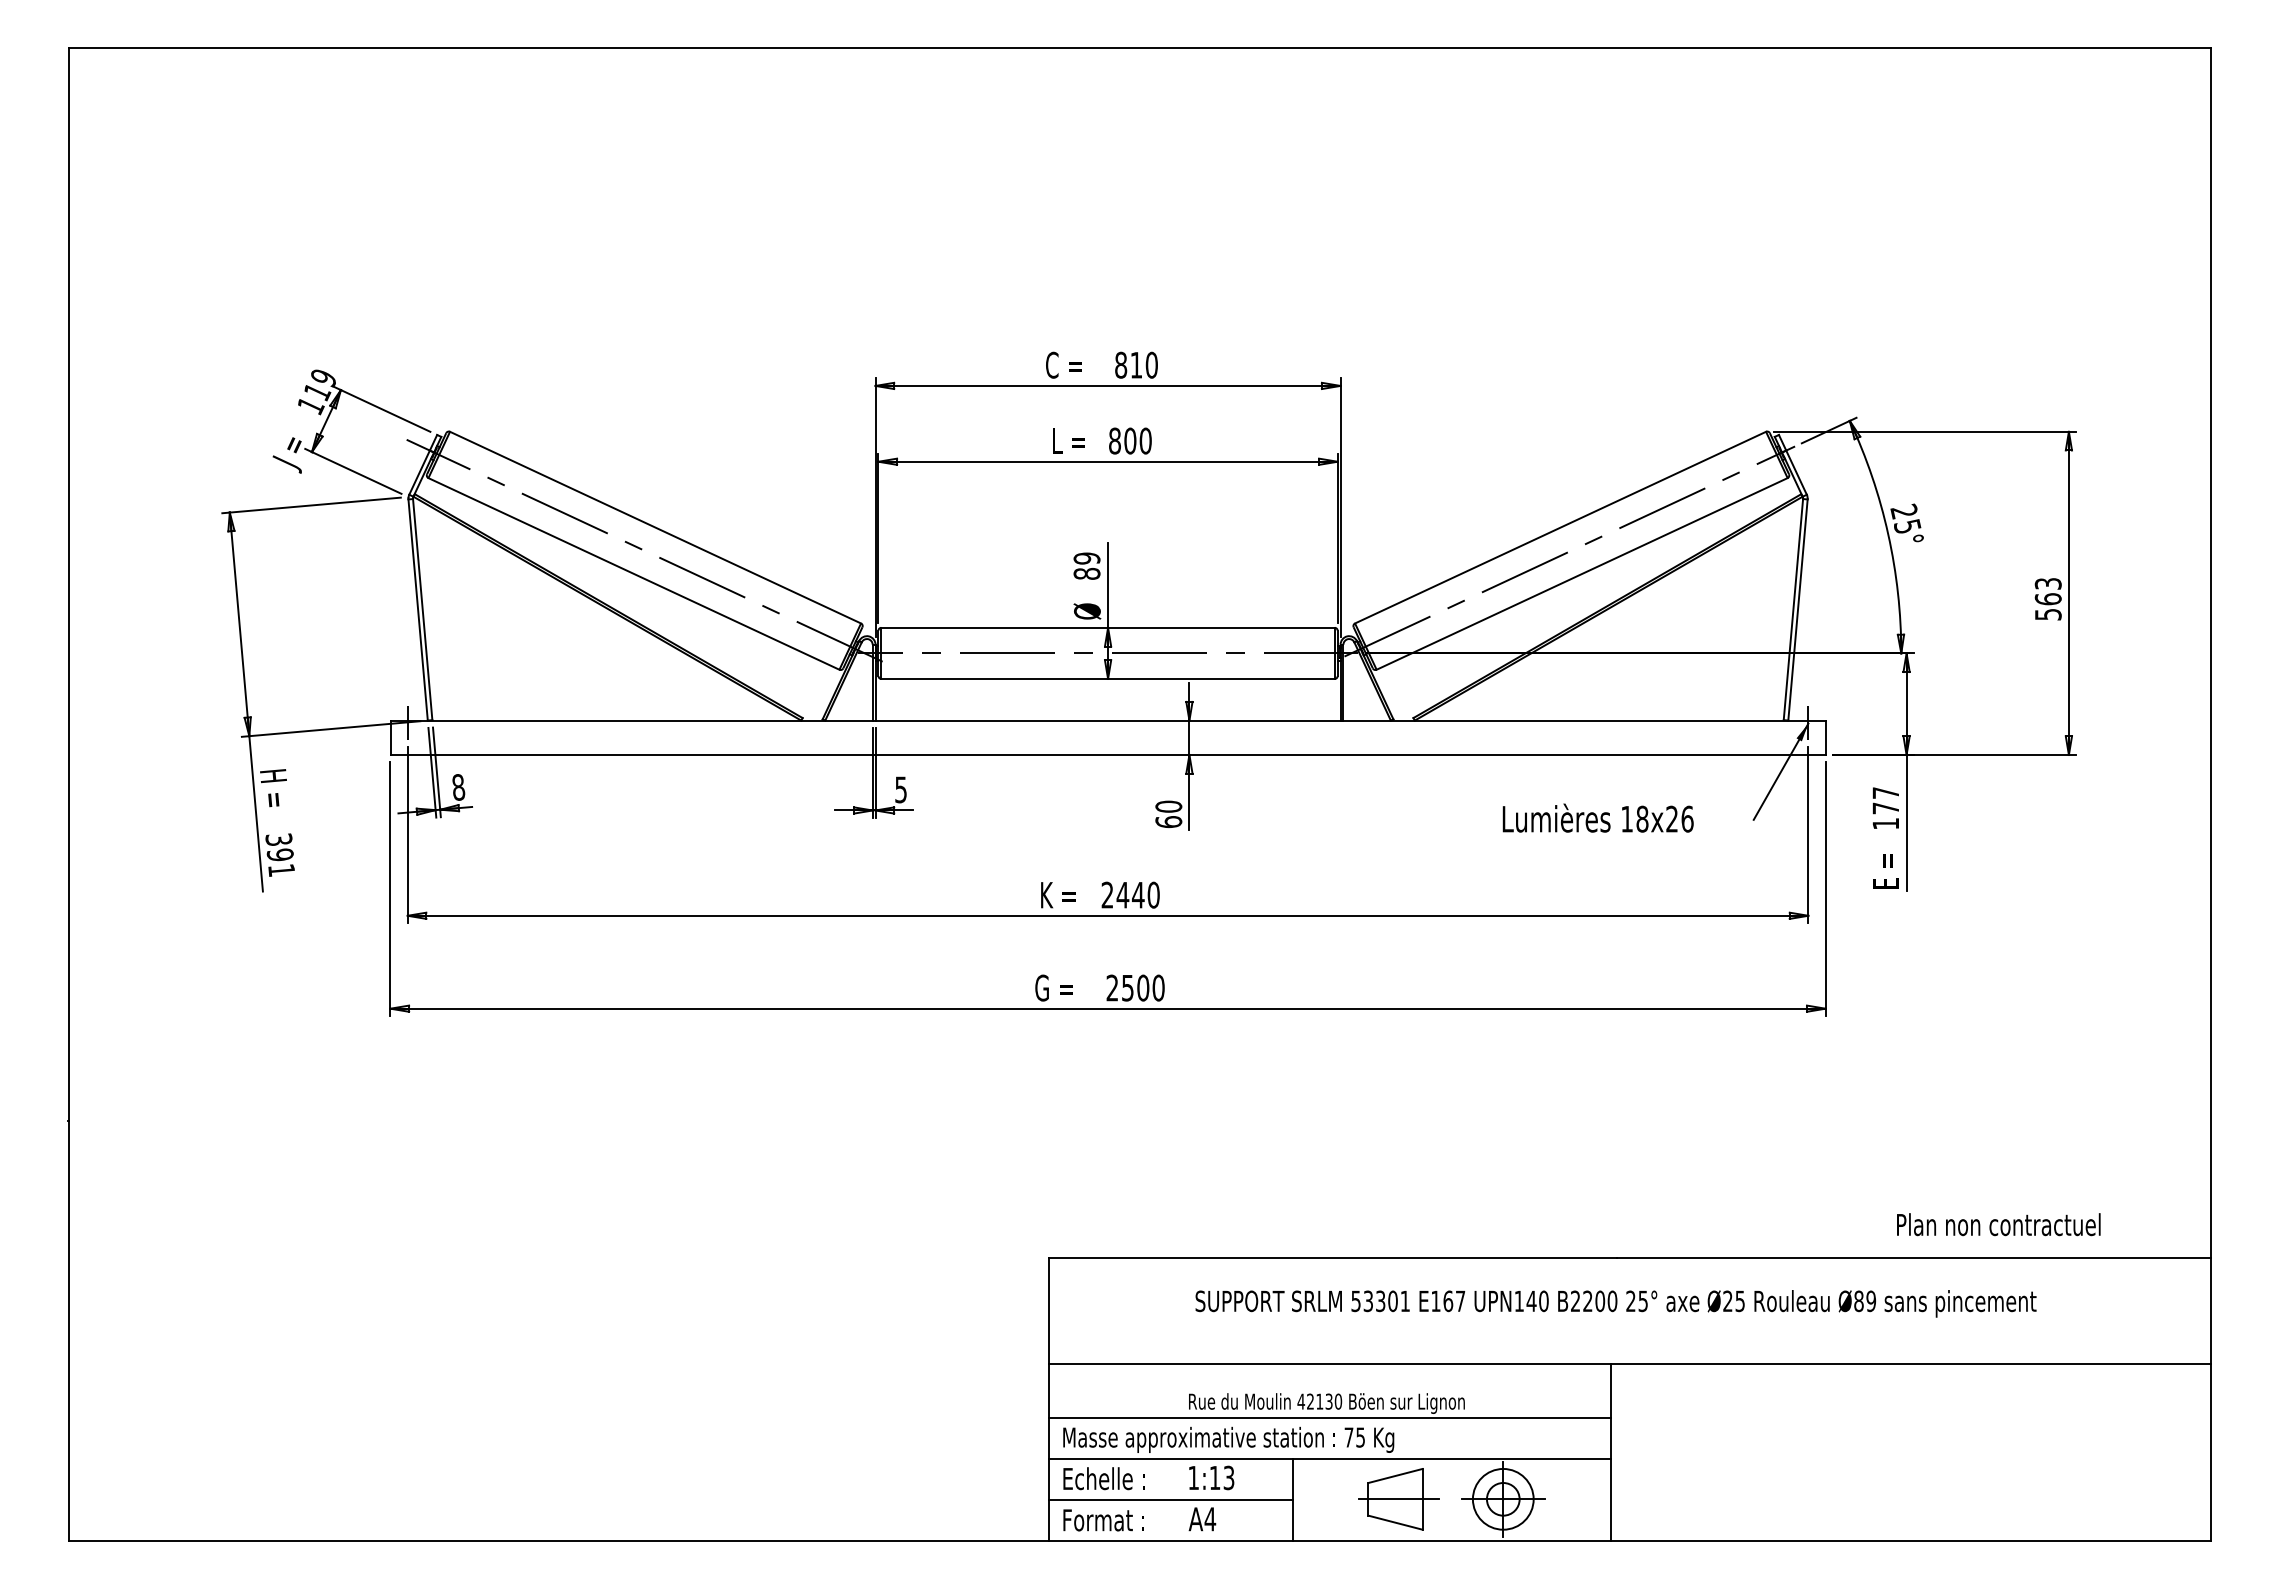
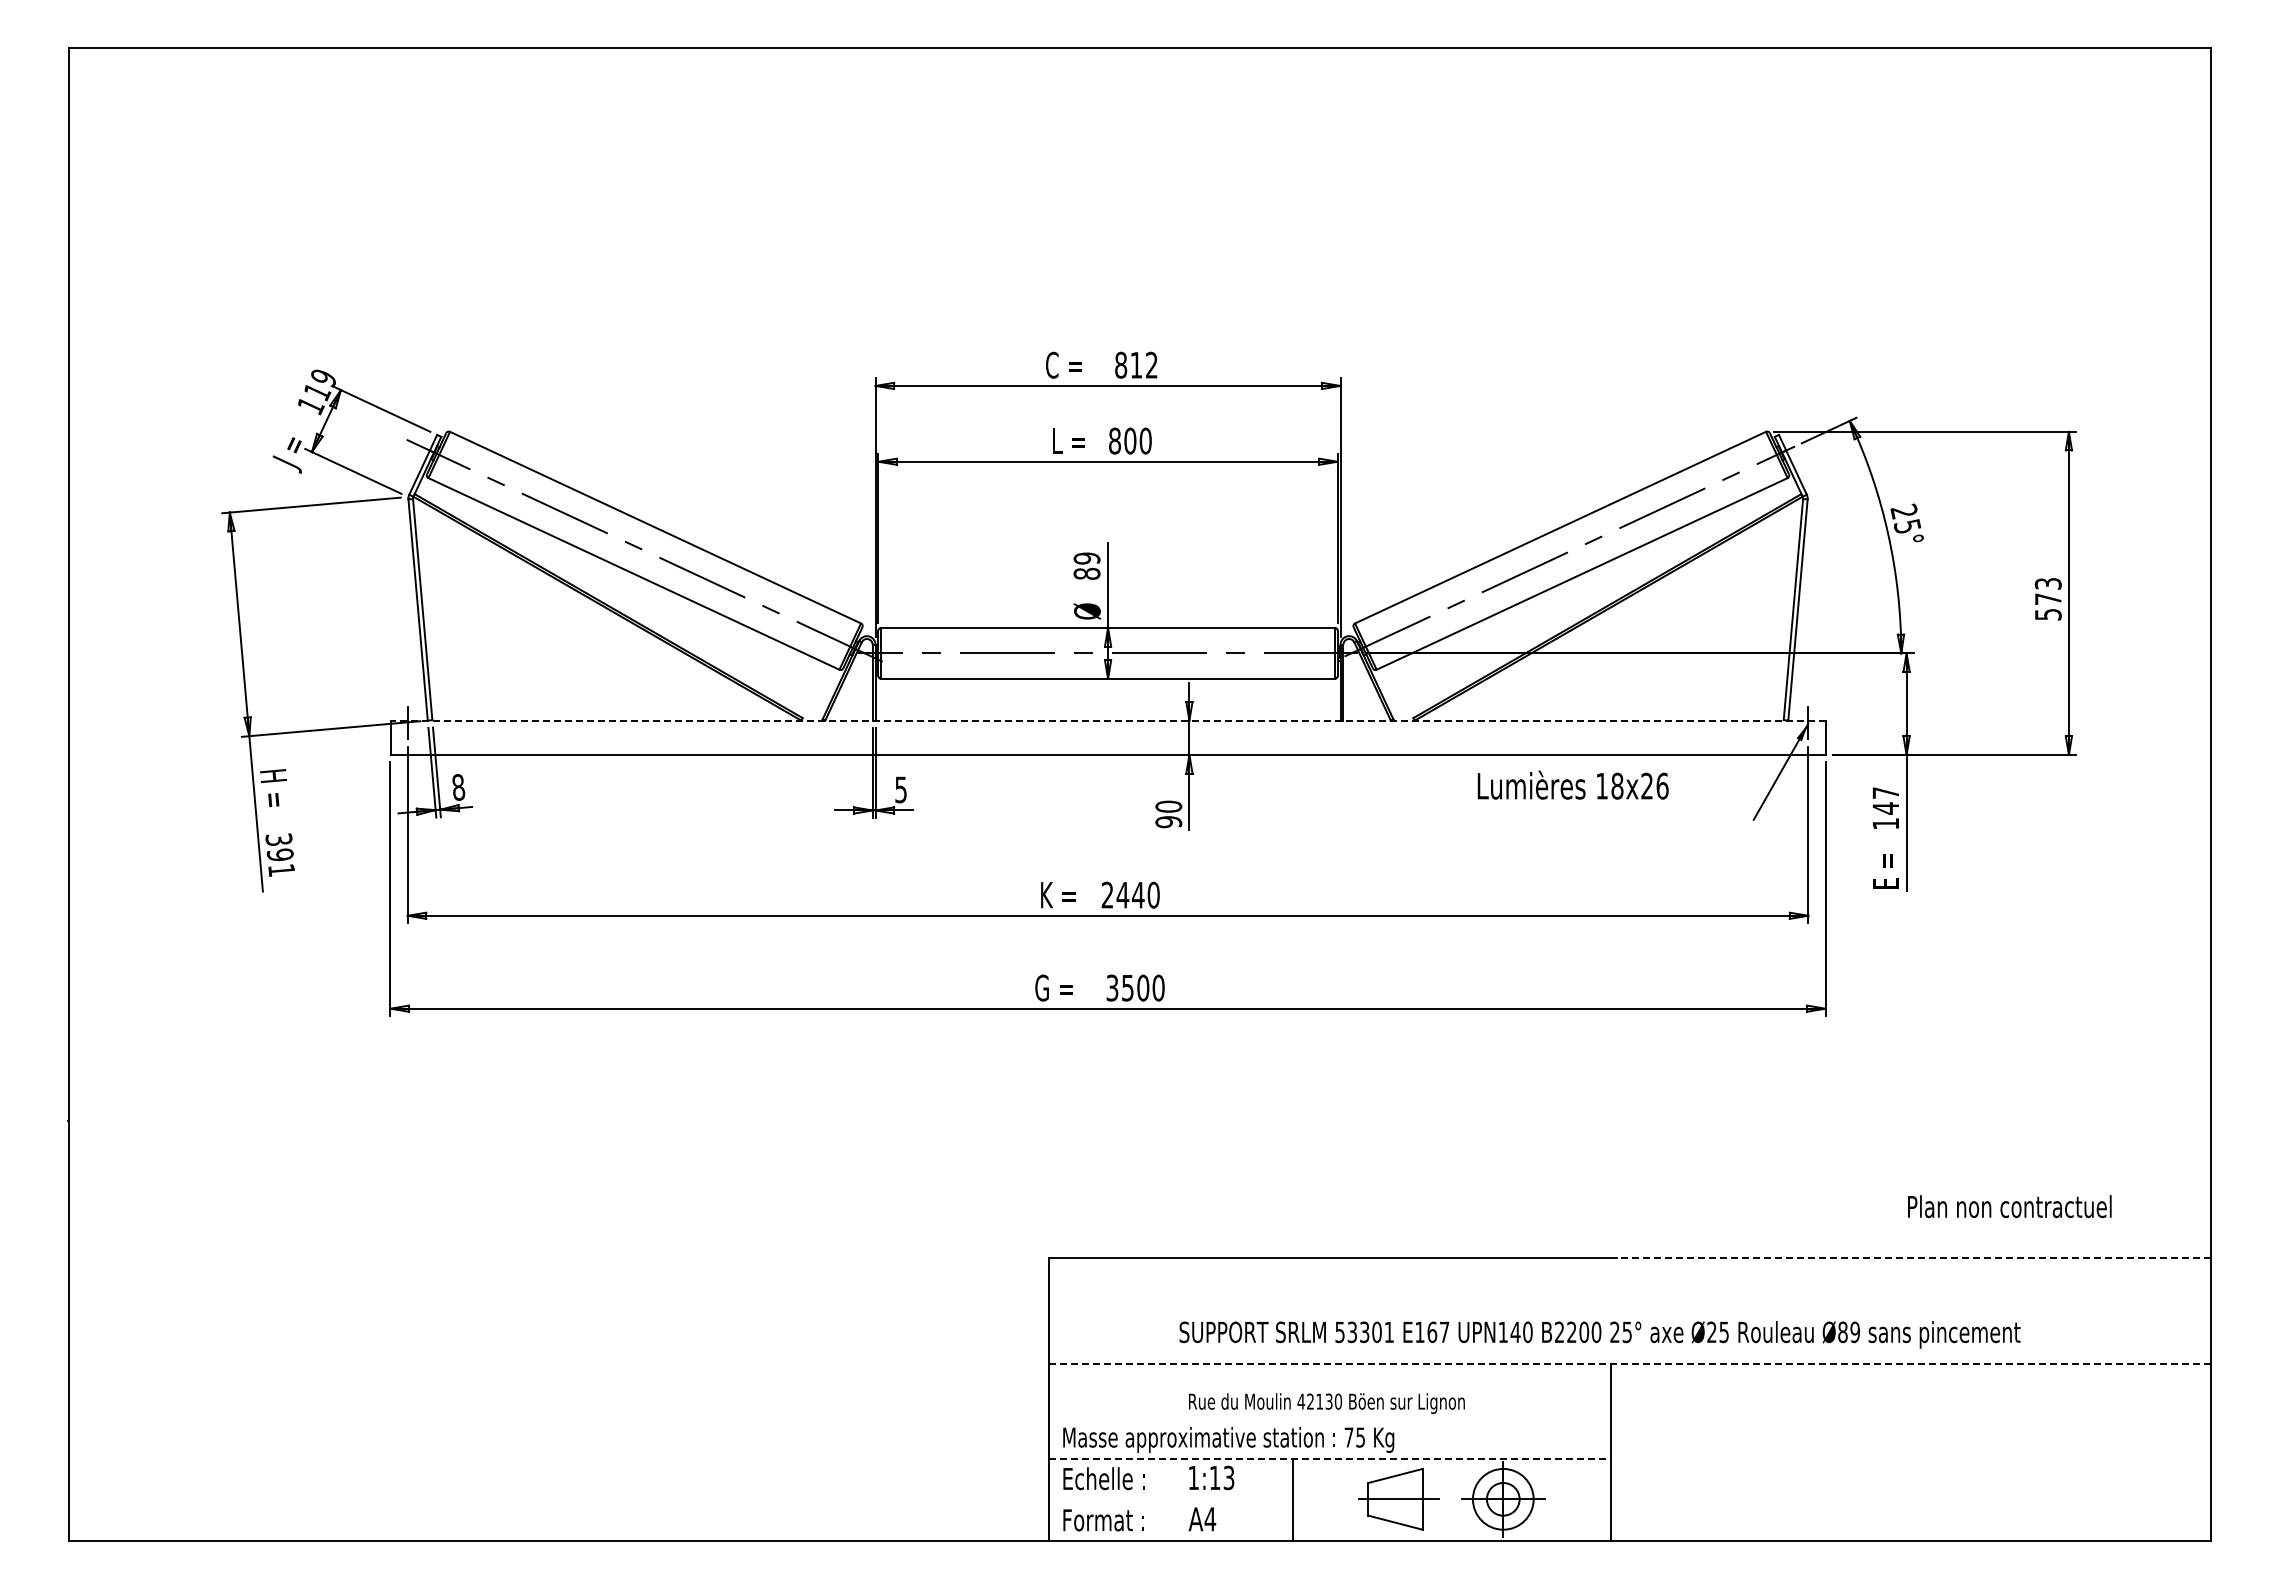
text: 810 -> 812 (1151, 364)
text: 563 -> 573 (2047, 599)
line: solid -> dashed (1108, 720)
text: 177 -> 147 (1885, 808)
text position: (1597, 817) -> (1572, 784) (1572, 784)
text: 60 -> 90 (1168, 822)
text: 2500 -> 3500 (1112, 987)
text position: (1998, 1224) -> (2009, 1206) (2009, 1206)
line: solid -> dashed (1913, 1257)
text position: (1615, 1303) -> (1599, 1334) (1599, 1334)
line: solid -> dashed (1629, 1363)
line: present -> none (1330, 1418)
line: solid -> dashed (1330, 1459)
line: present -> none (1170, 1500)
